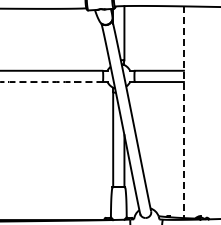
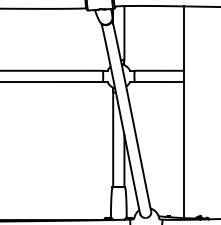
arc: dashed -> solid (51, 82)
line: dashed -> solid (183, 112)
